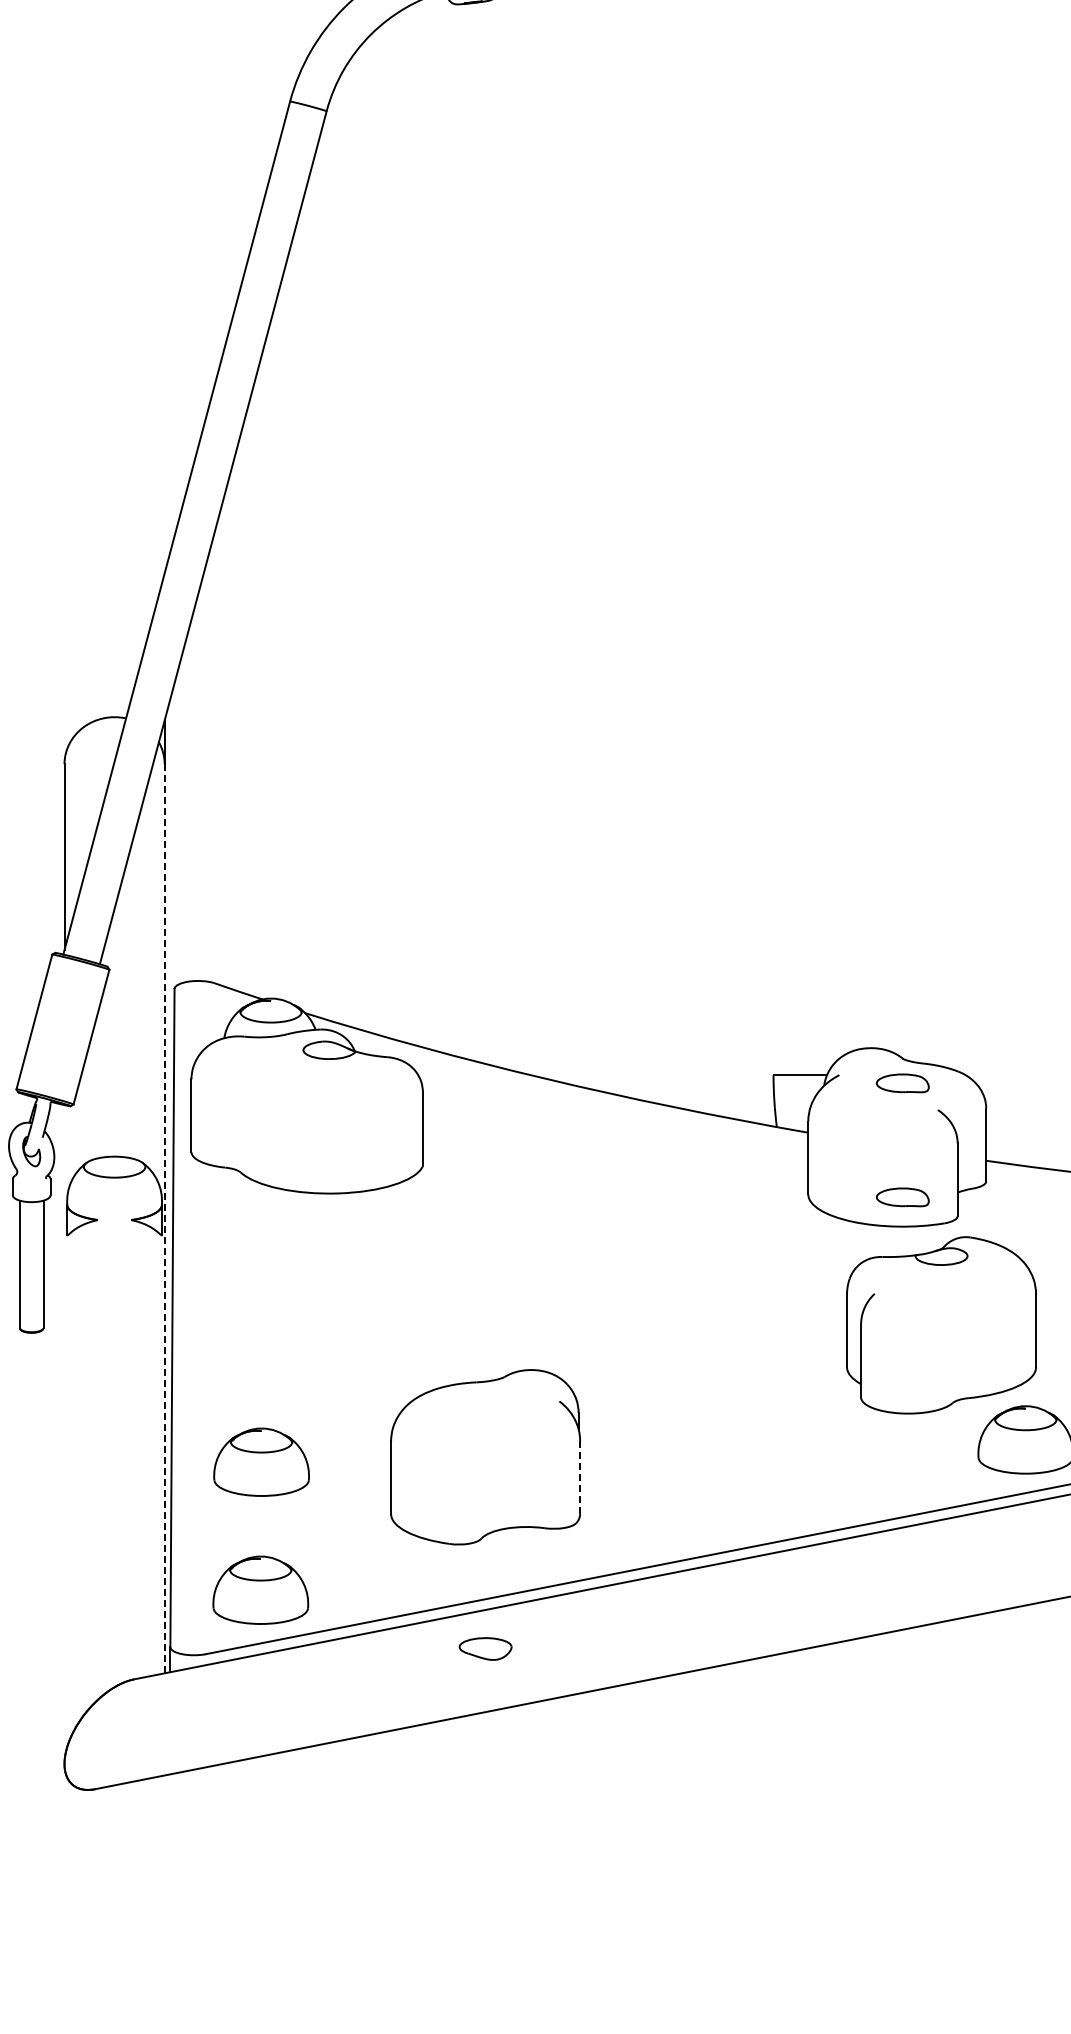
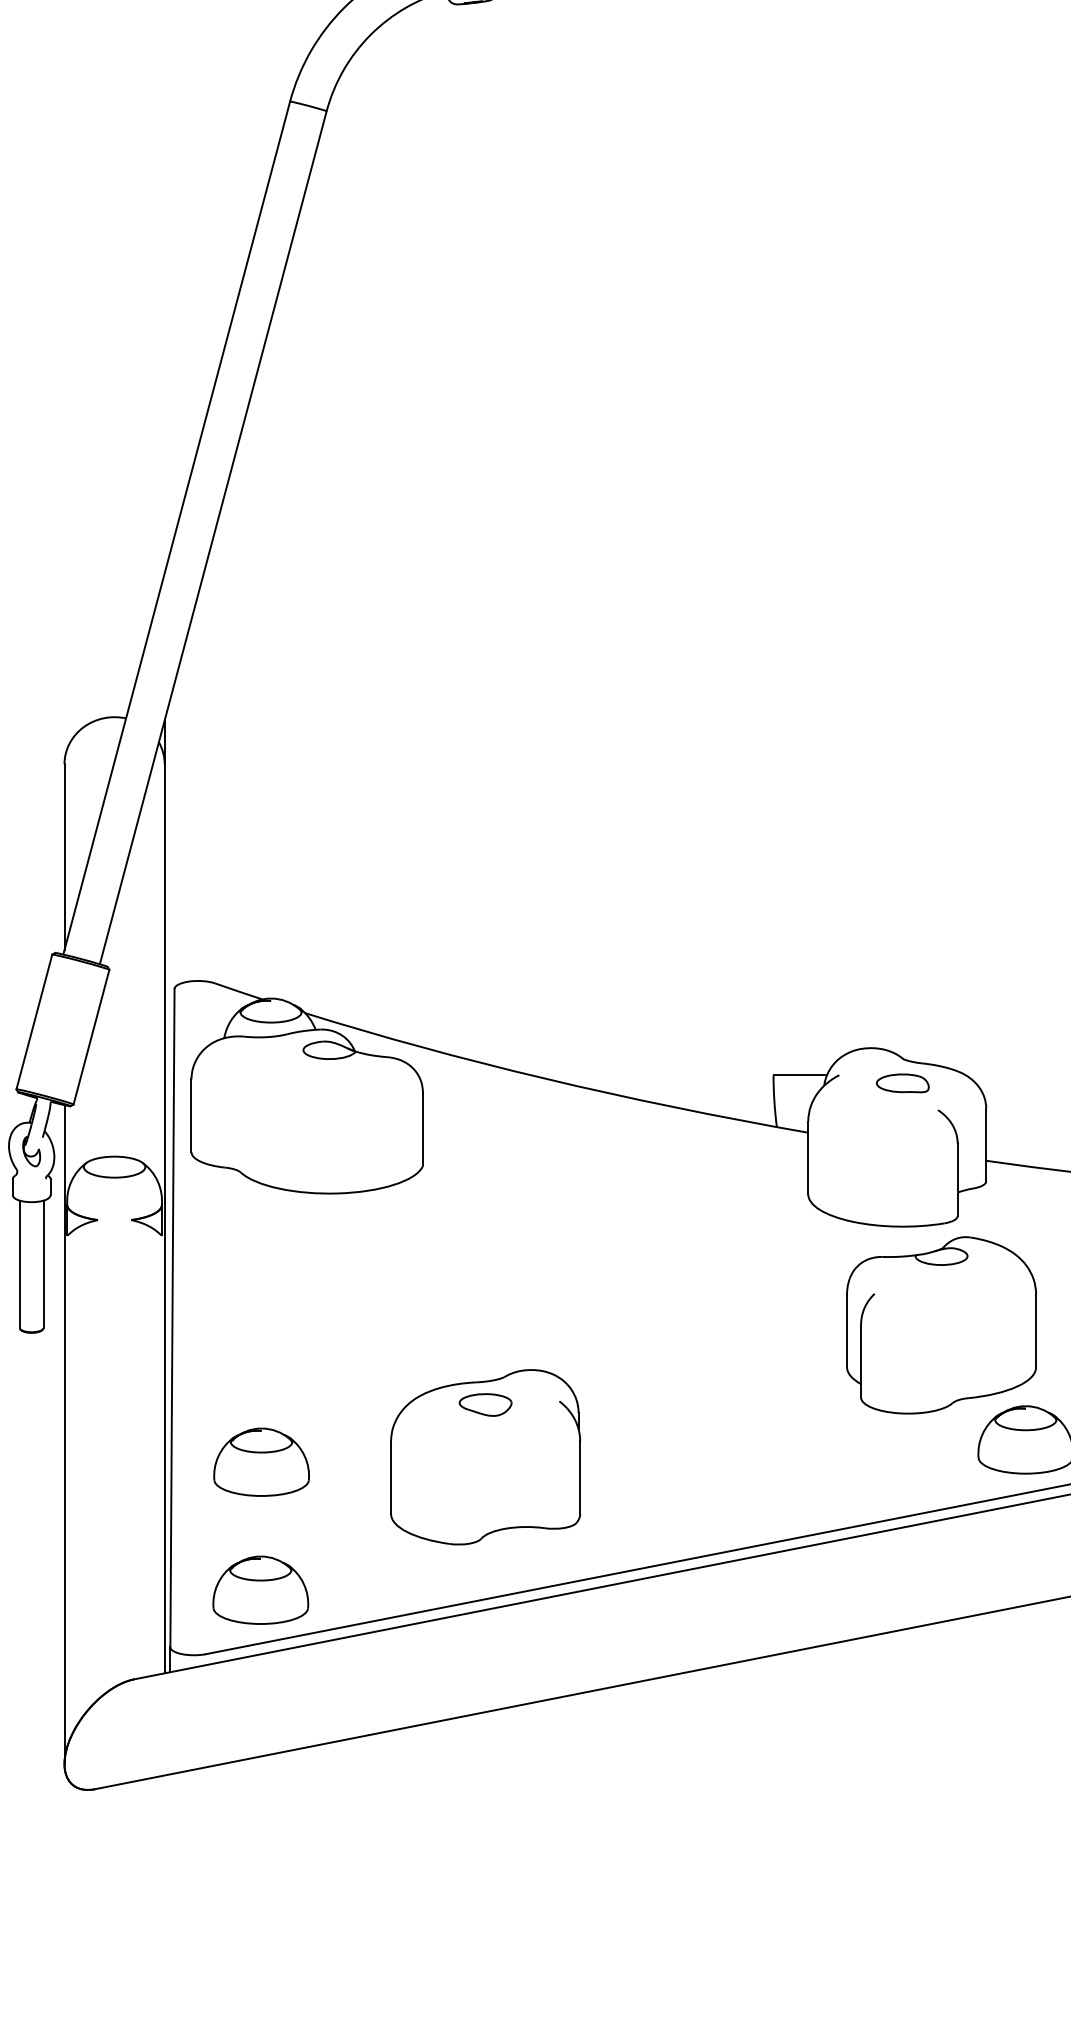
part: present -> none (902, 1197)
line: dashed -> solid (164, 1218)
line: none -> present (64, 1434)
line: dashed -> solid (580, 1477)
part position: (485, 1648) -> (485, 1404) (485, 1404)
